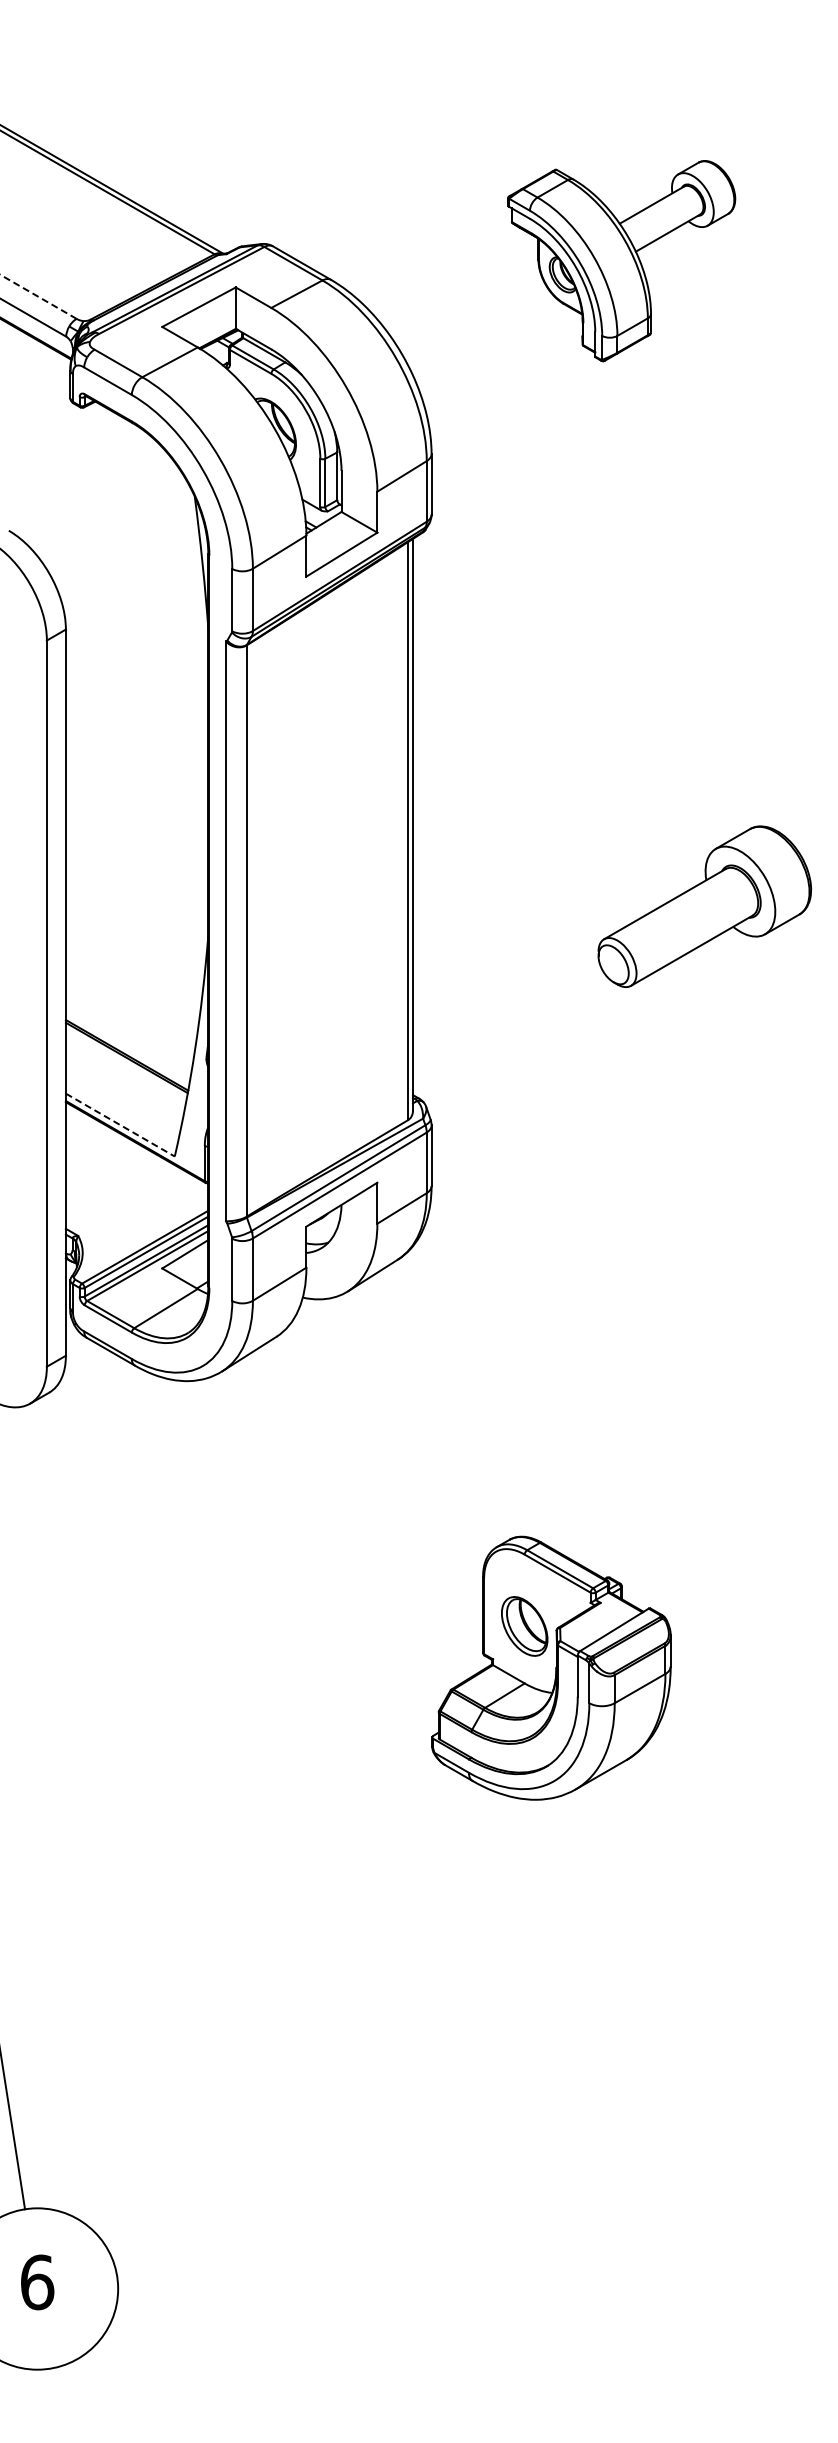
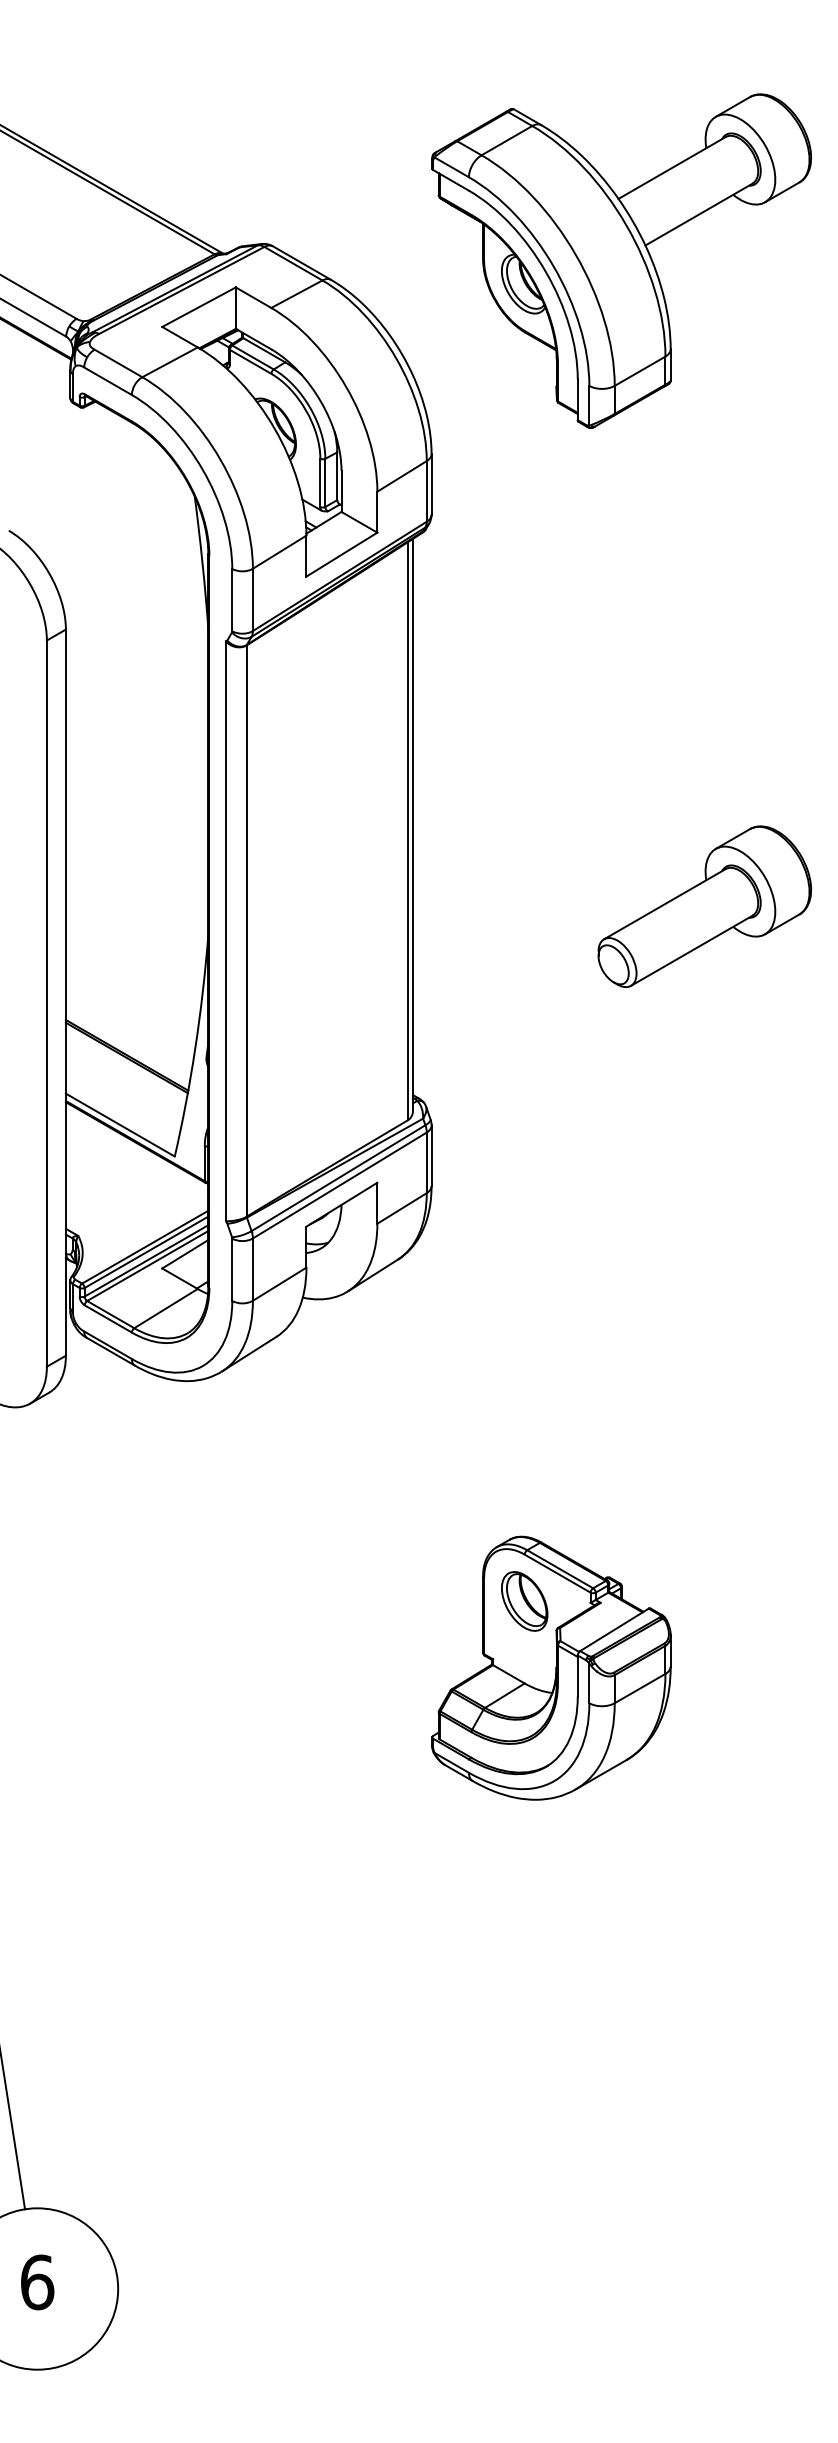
part size: 230x203 px -> 381x336 px (621, 260)
line: dashed -> solid (38, 296)
line: dashed -> solid (120, 1125)
part position: (524, 1626) -> (524, 1601) (524, 1601)
